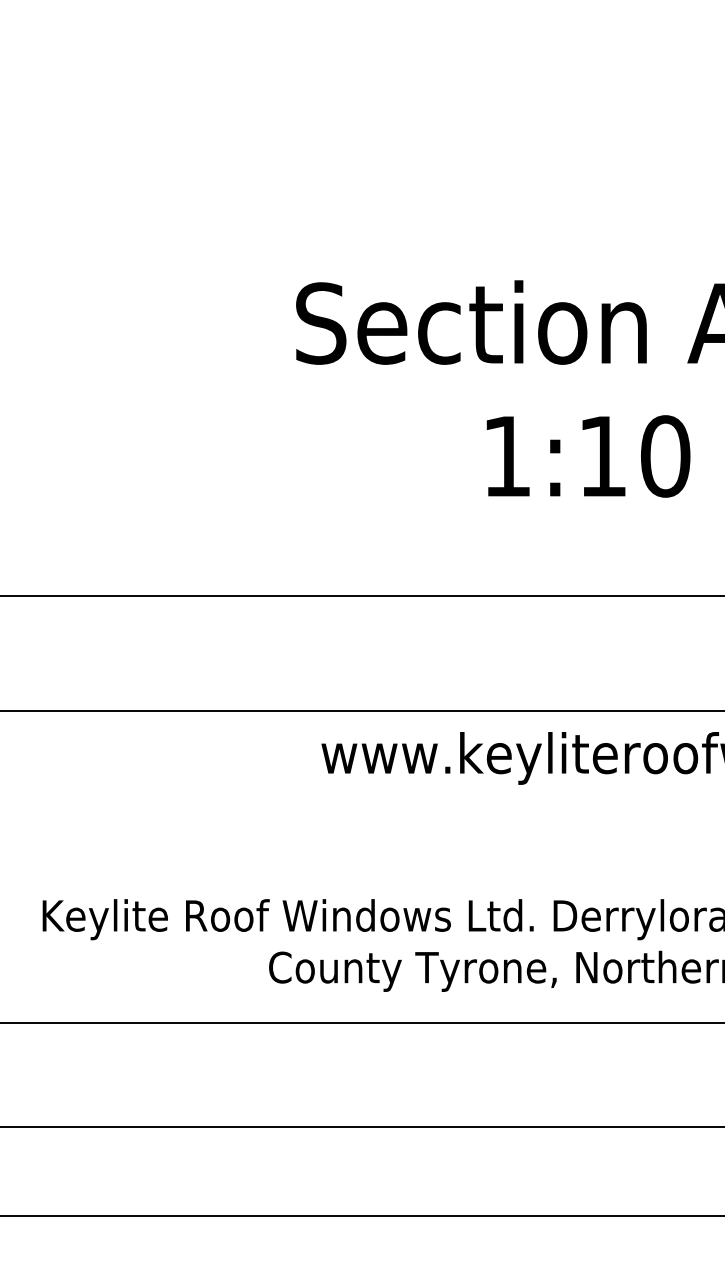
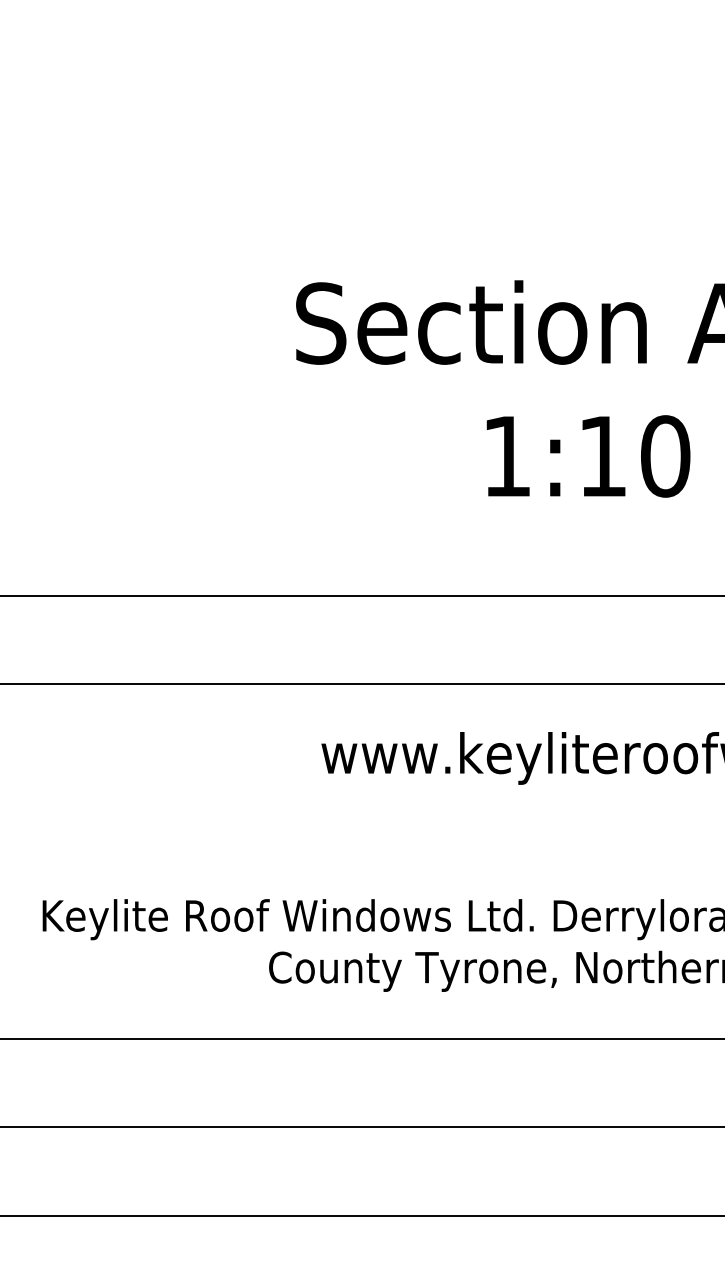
line position: (361, 711) -> (361, 684) (361, 684)
line position: (361, 1022) -> (361, 1038) (361, 1038)
